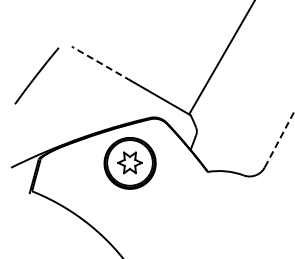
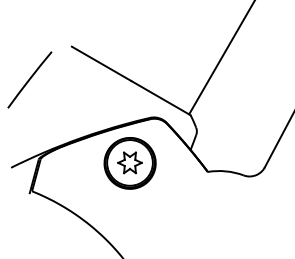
line: dashed -> solid (101, 63)
line position: (36, 75) -> (29, 79) (29, 79)
line: dashed -> solid (279, 139)
